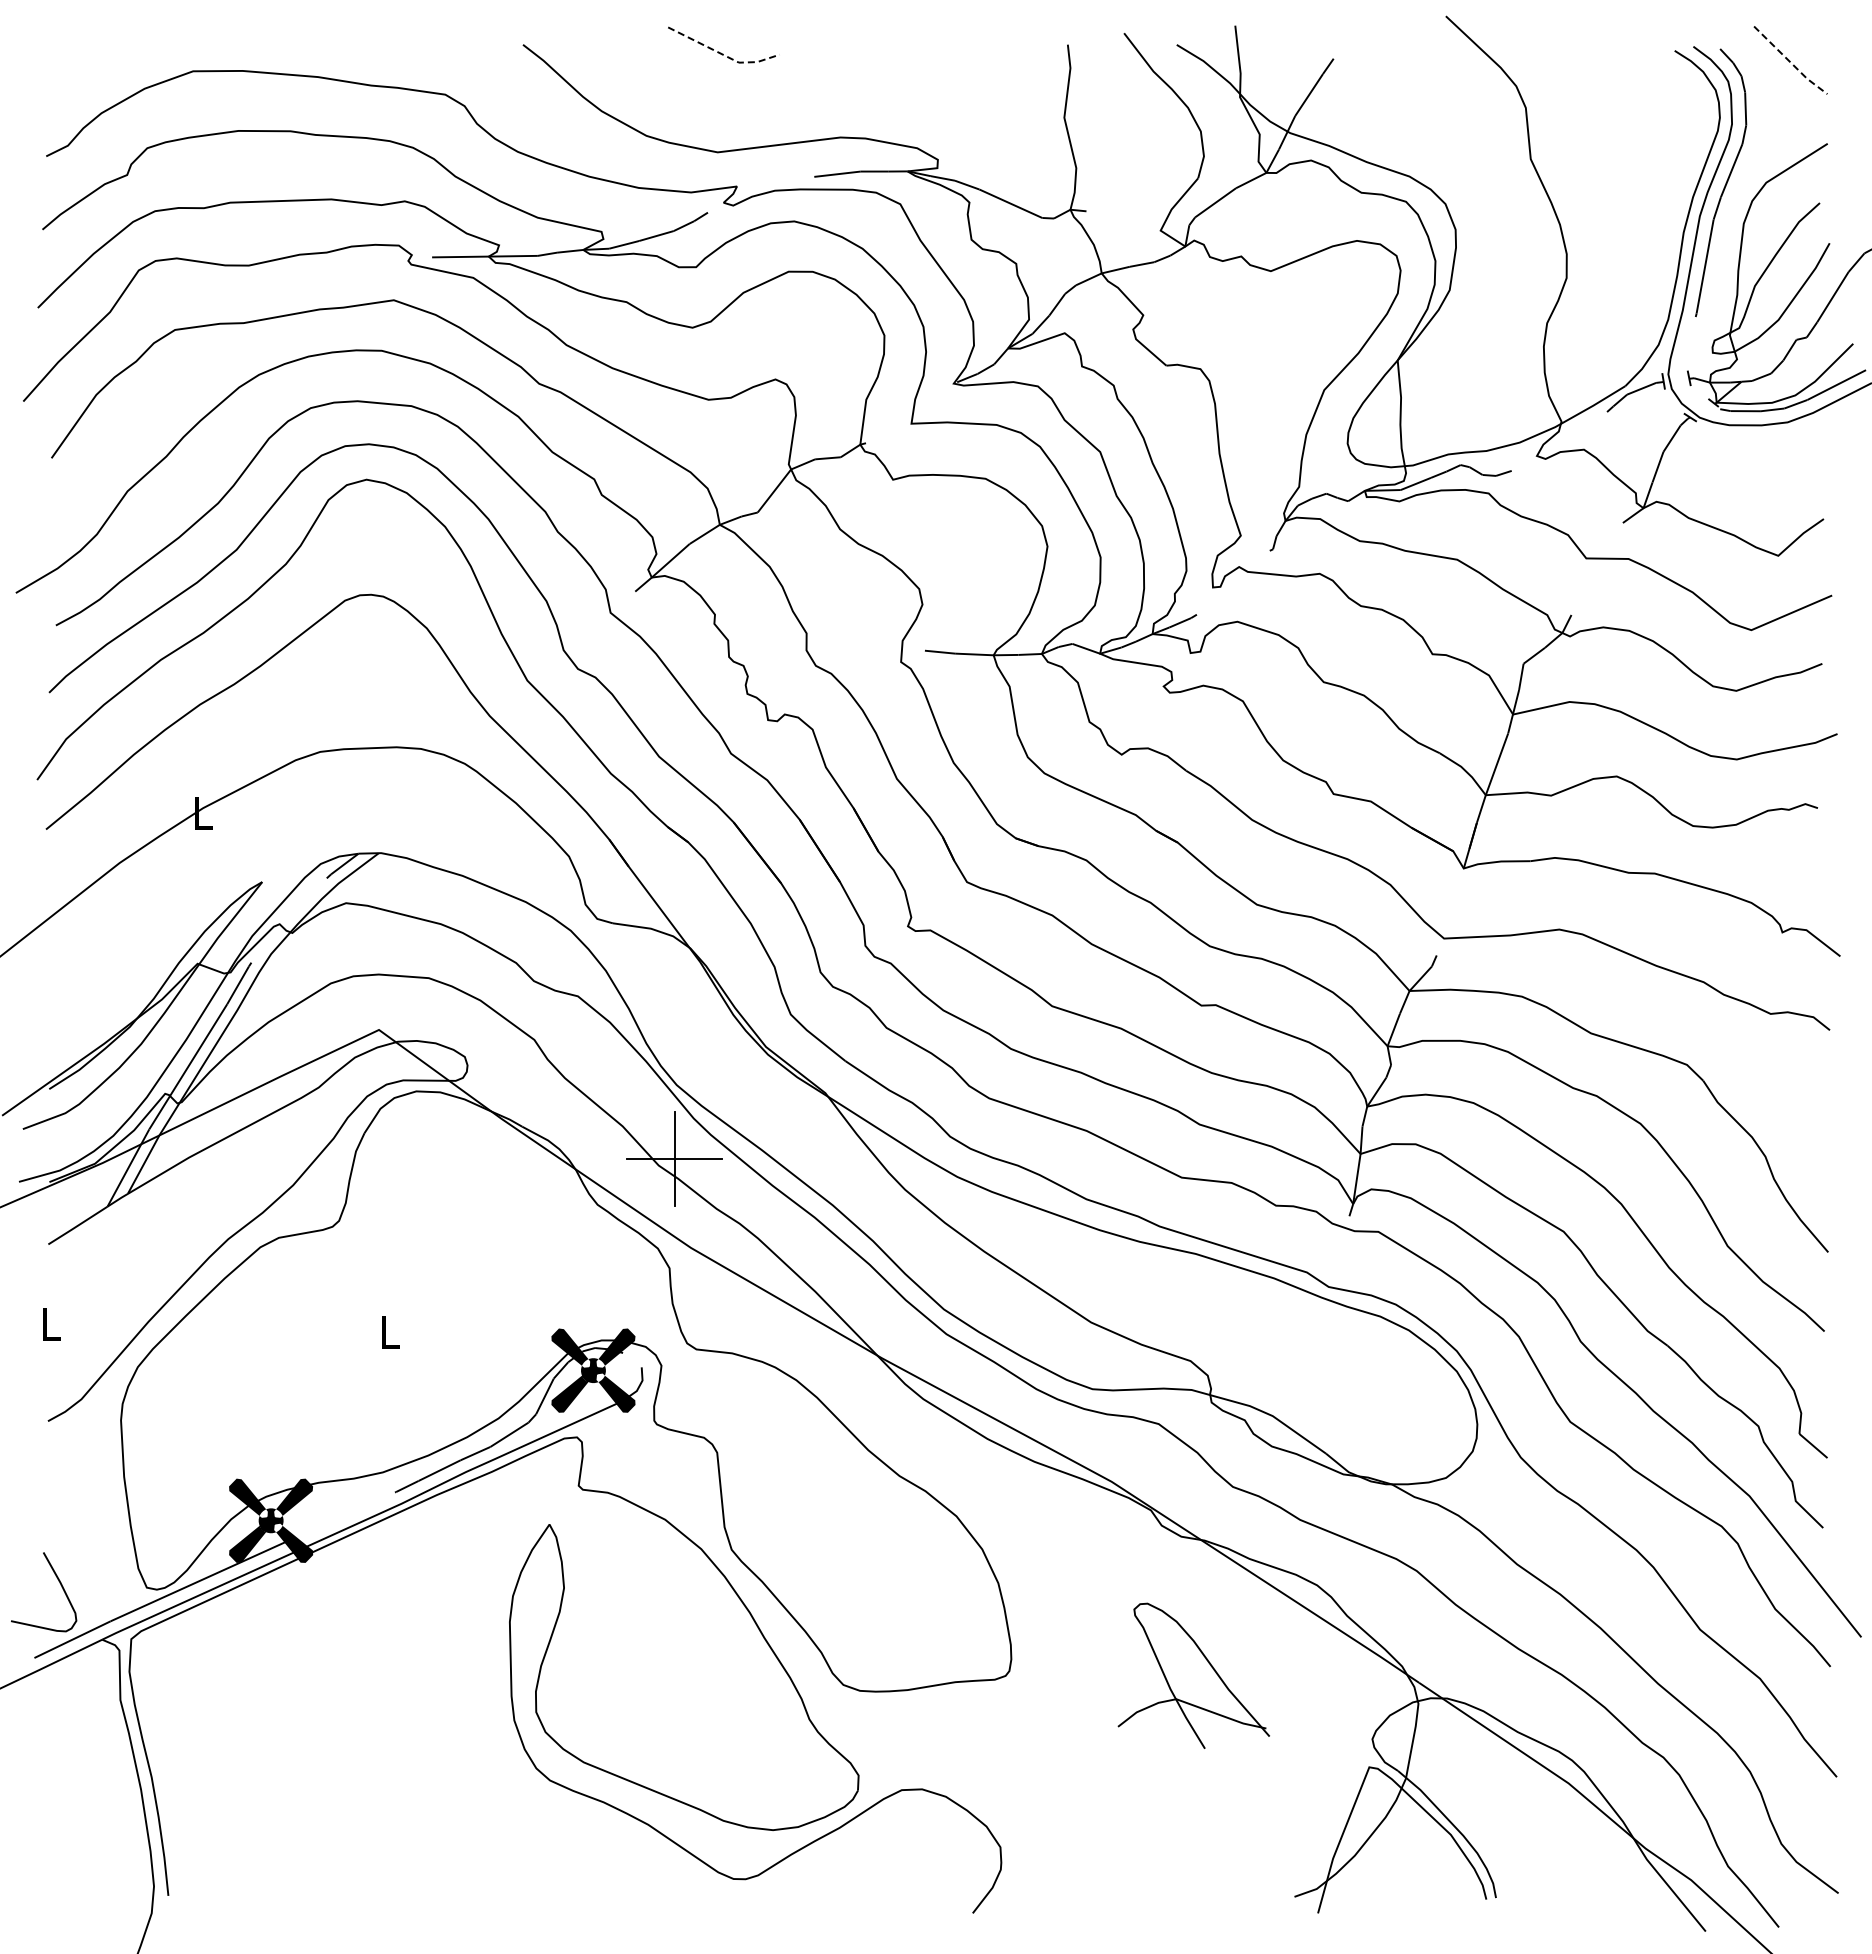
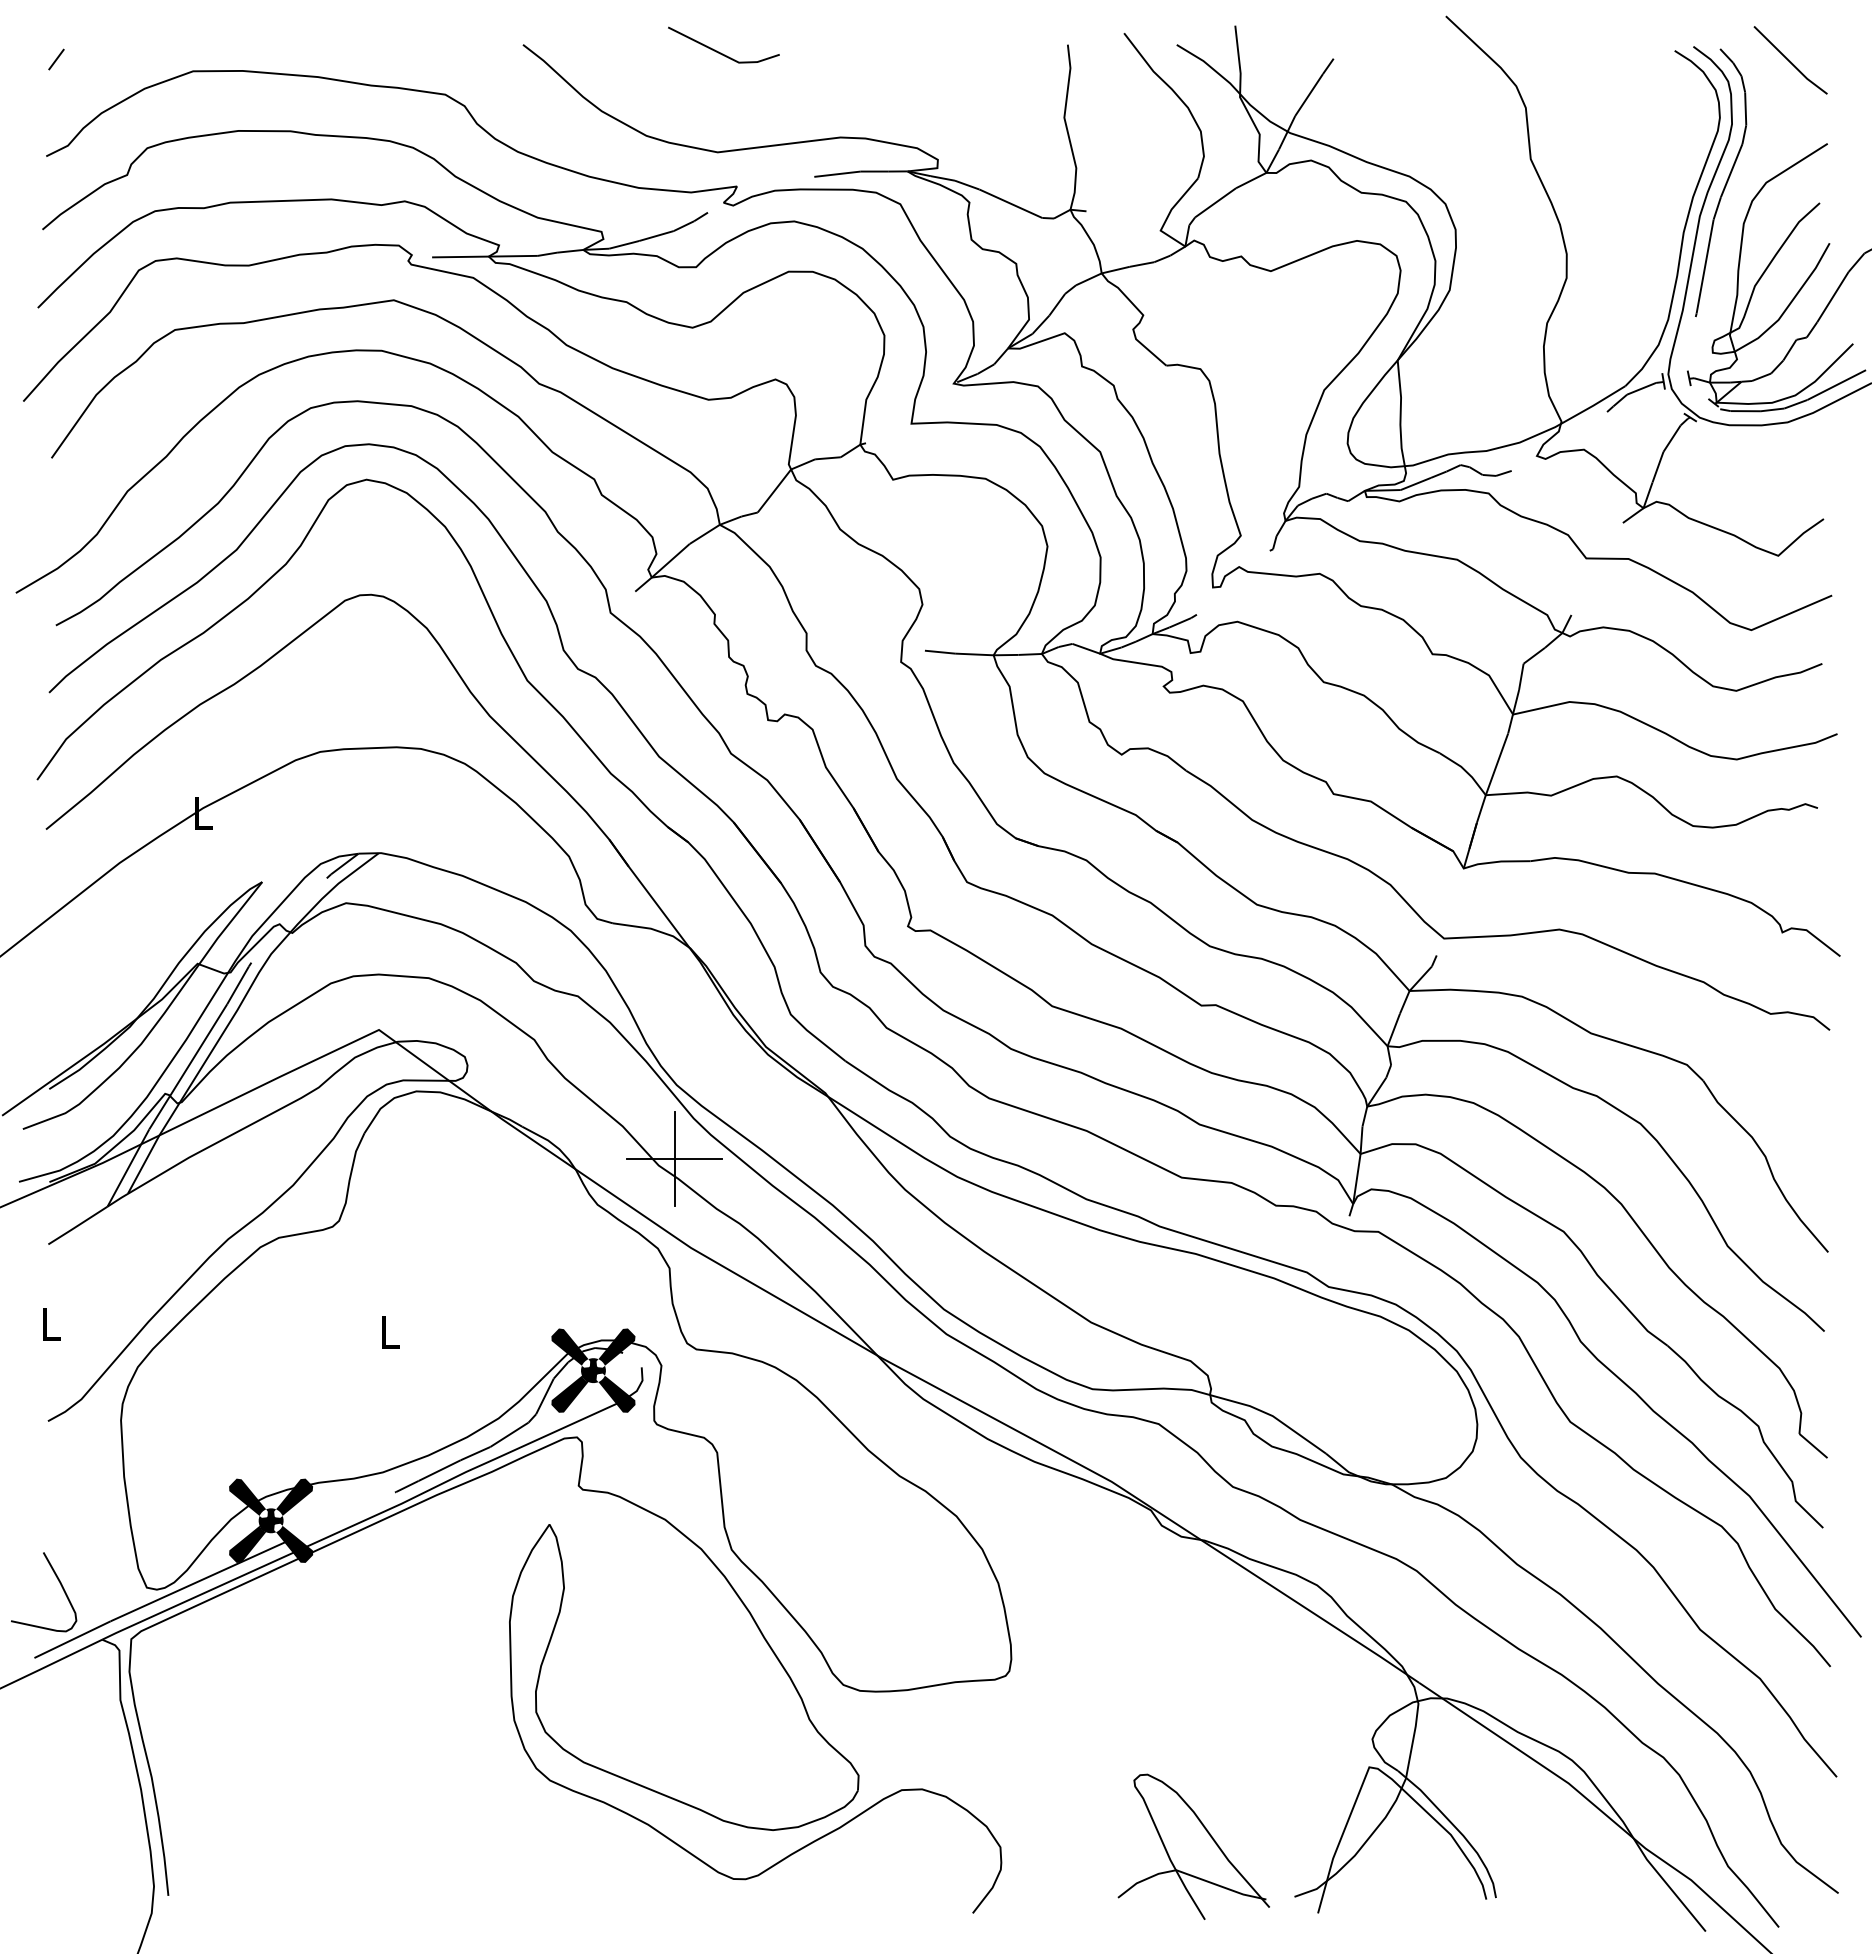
line: dashed -> solid (723, 55)
line: none -> present (56, 59)
line: dashed -> solid (1790, 62)
part position: (1193, 1675) -> (1193, 1846) (1193, 1846)
